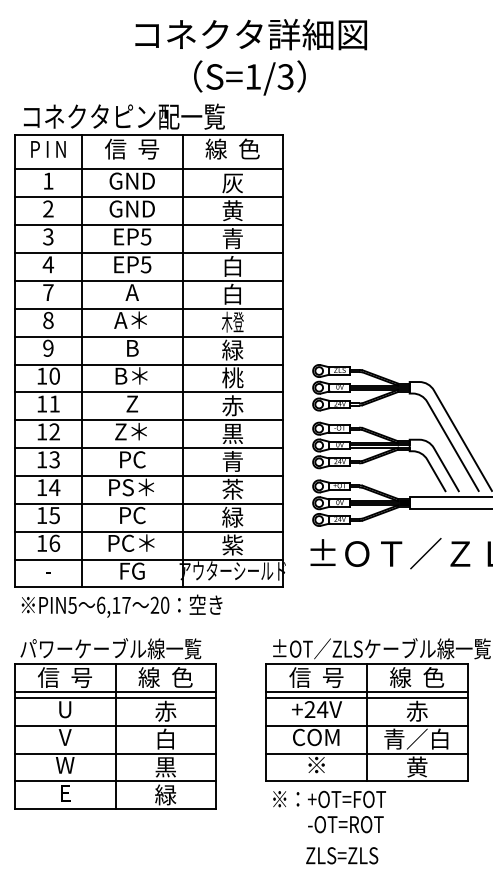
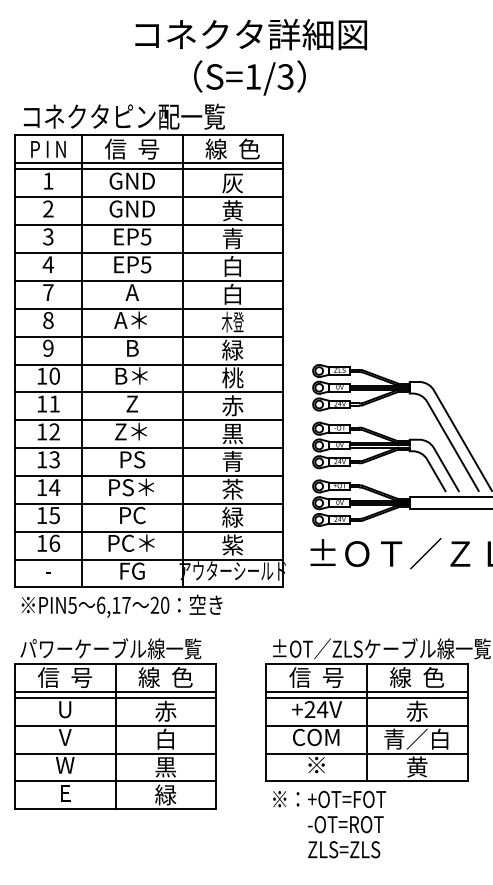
line: none -> present (148, 163)
text: PC -> PS (132, 459)
text position: (342, 855) -> (344, 849) (344, 849)
